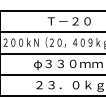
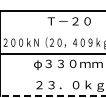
line: present -> none (52, 32)
line: present -> none (52, 74)
line: solid -> dashed (52, 96)
